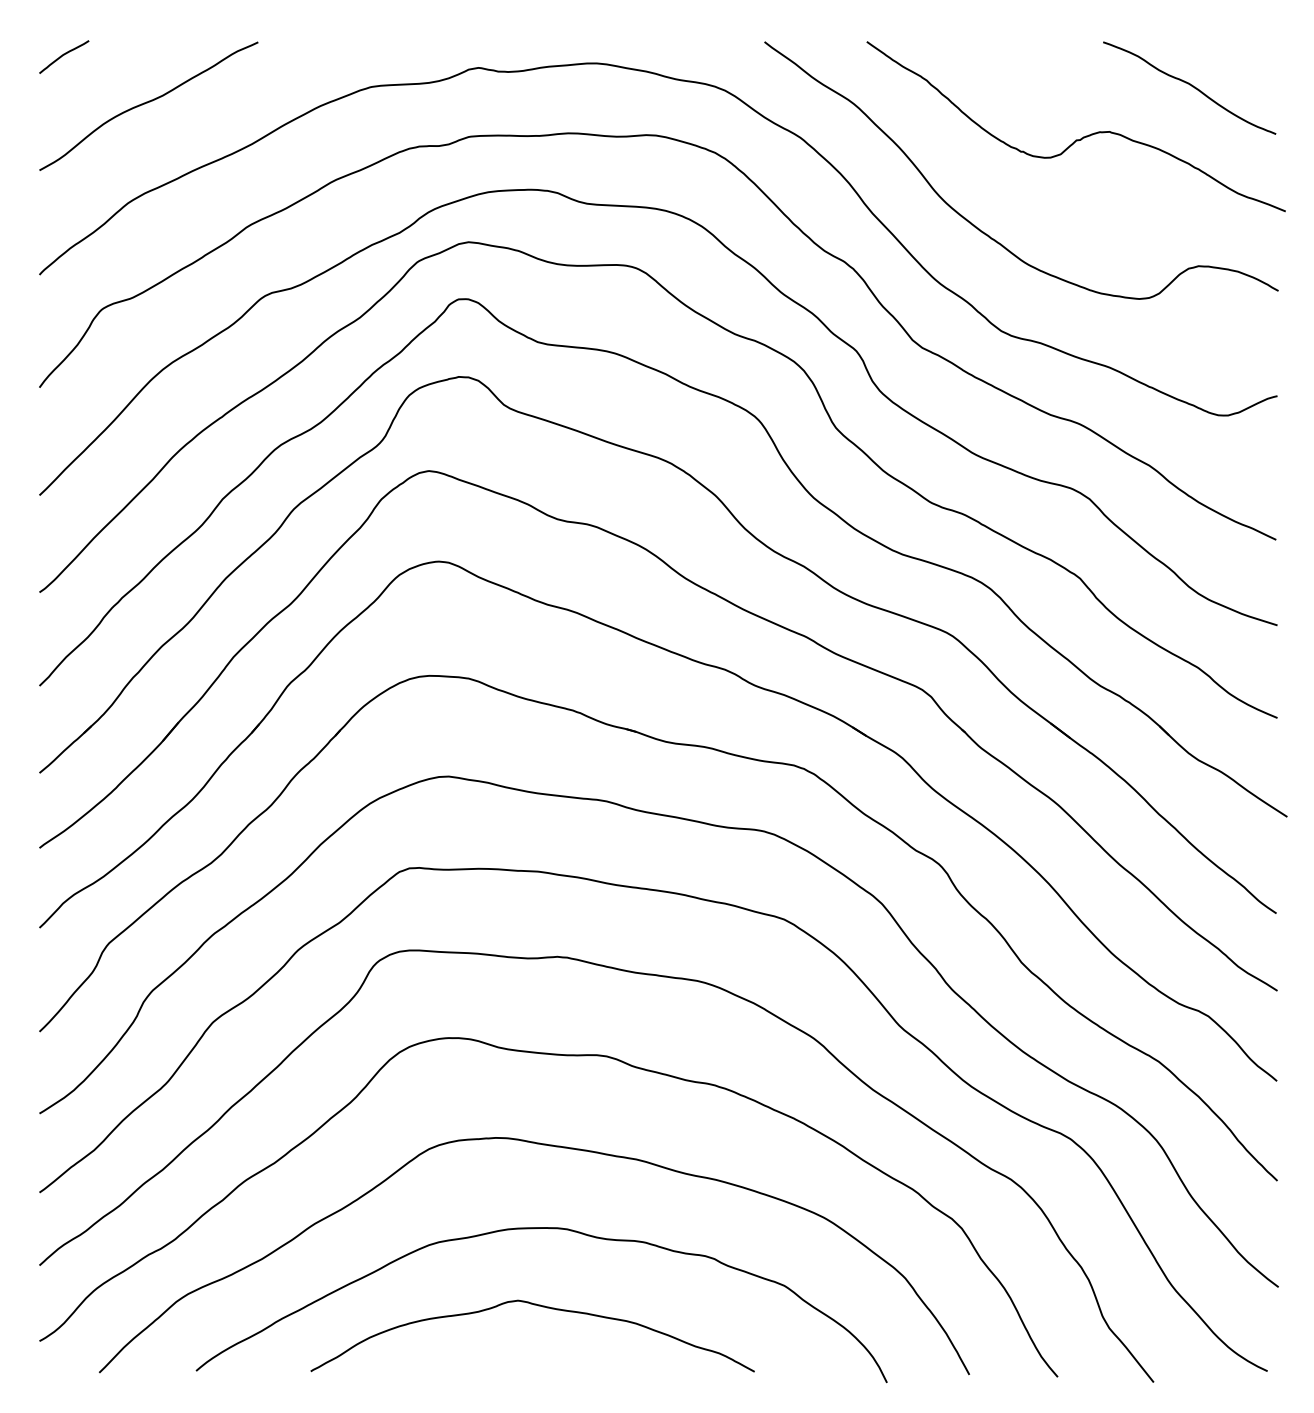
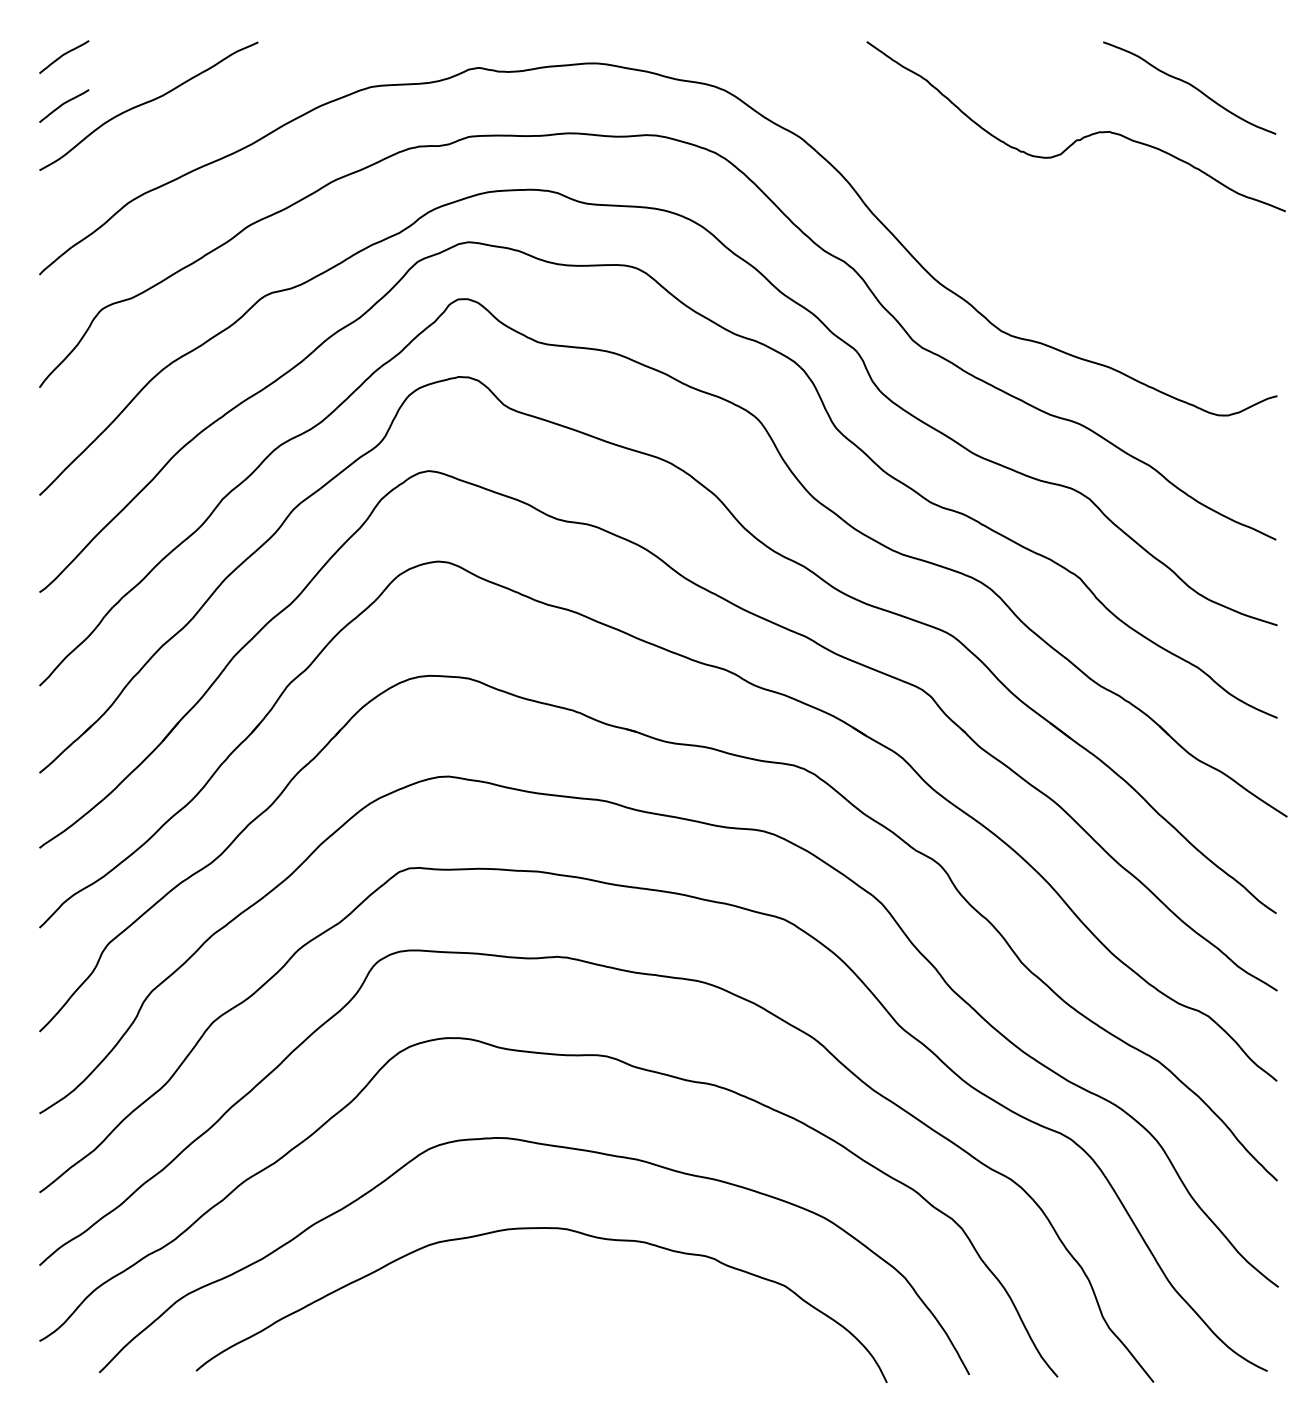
curve: none -> present (64, 104)
curve: present -> none (978, 227)
curve: present -> none (538, 1306)
